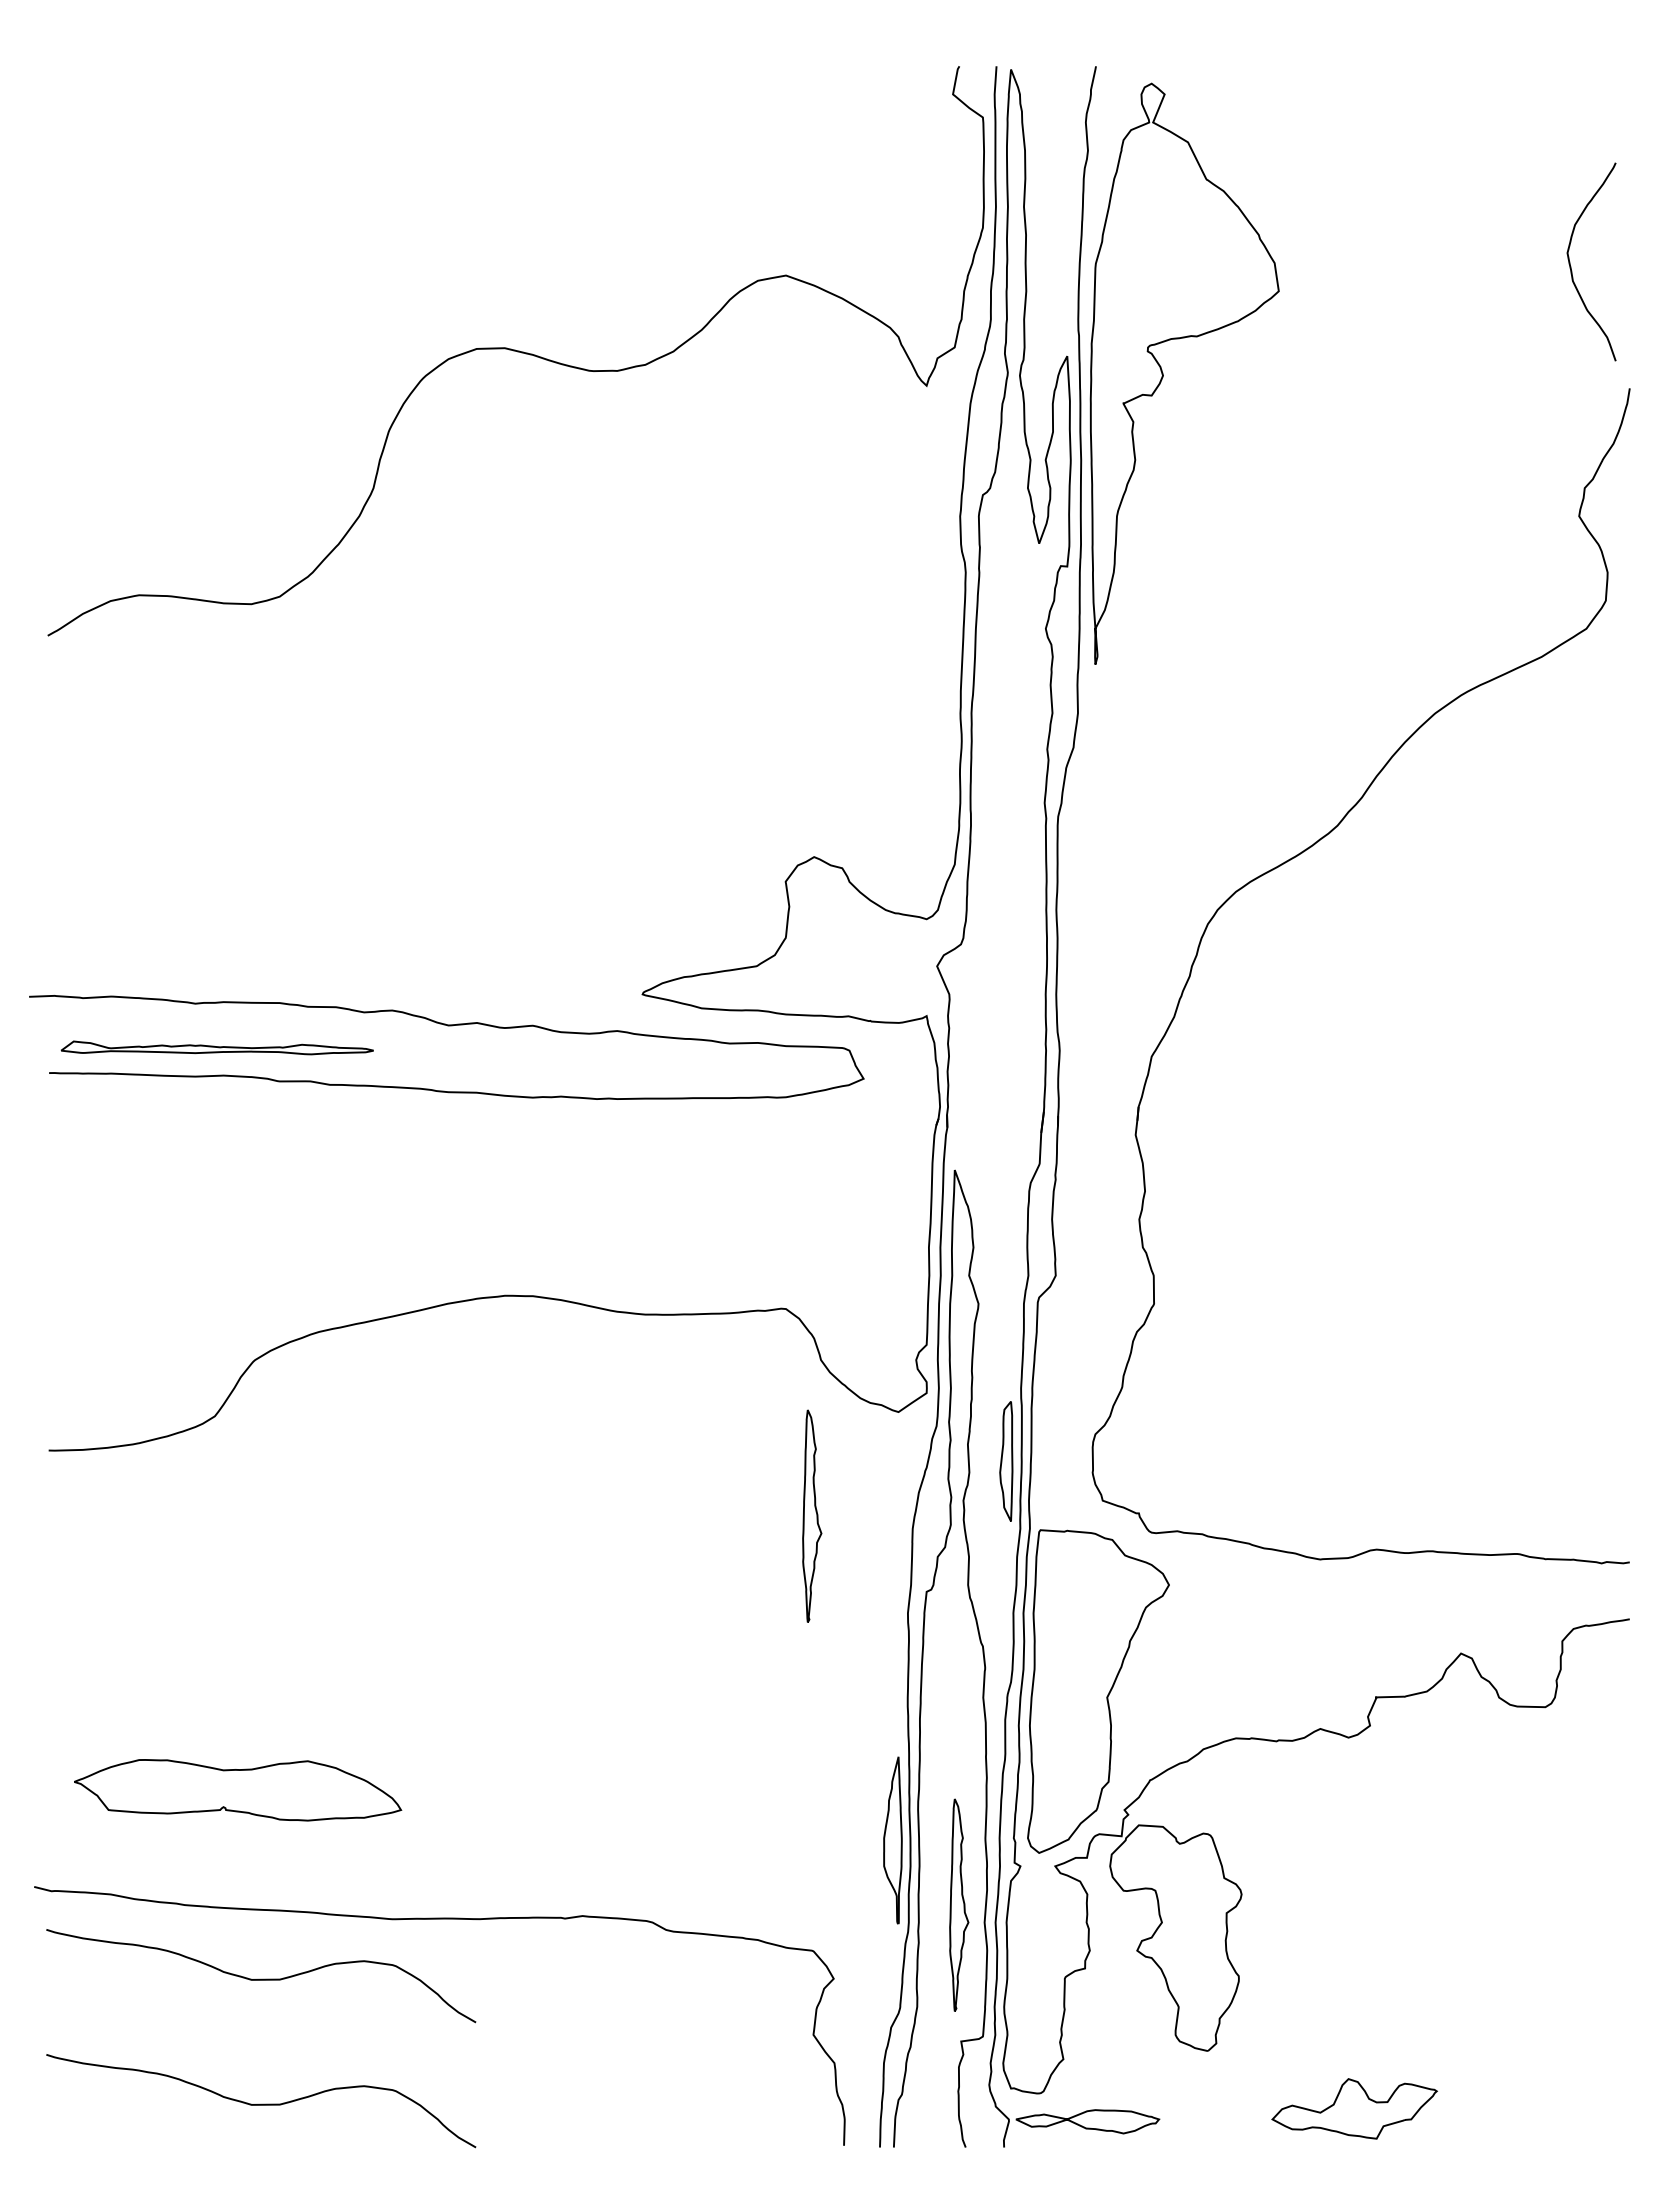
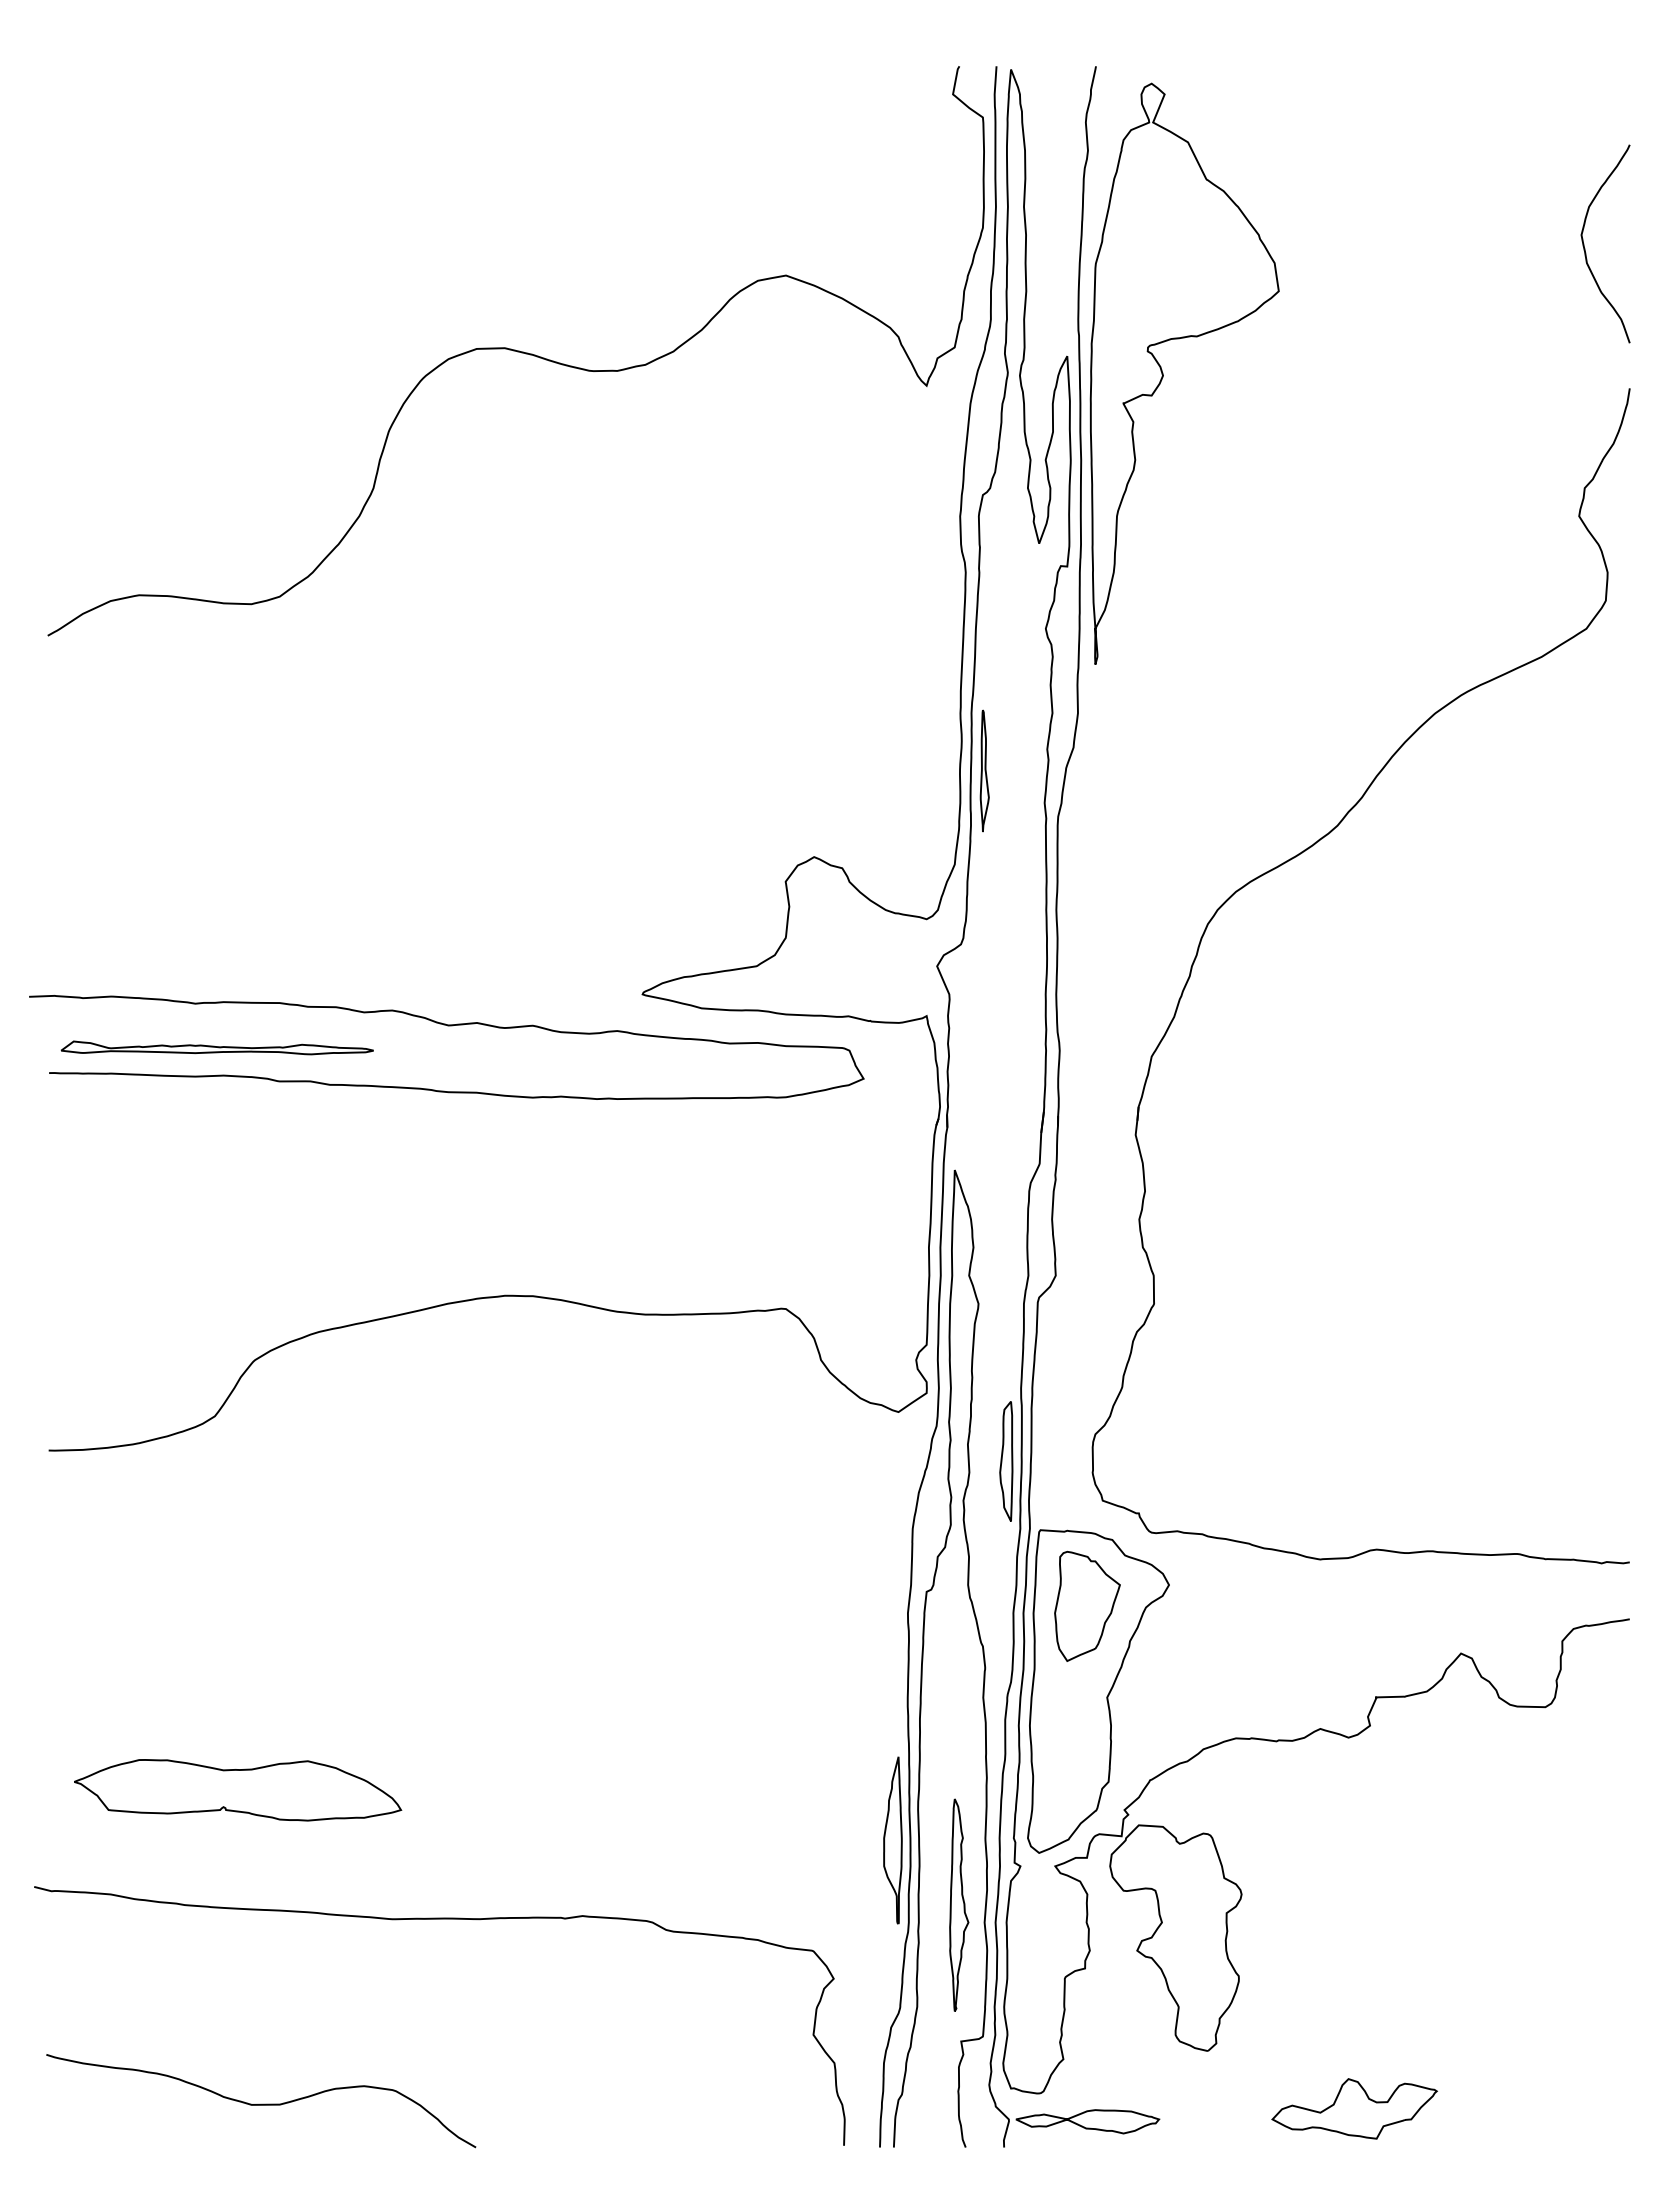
curve position: (1571, 266) -> (1585, 248) (1585, 248)
part: none -> present (984, 770)
part: present -> none (812, 1515)
part: none -> present (1087, 1605)
curve: present -> none (261, 1978)
